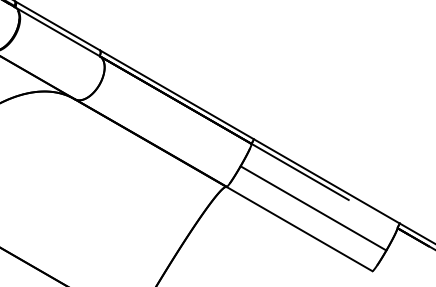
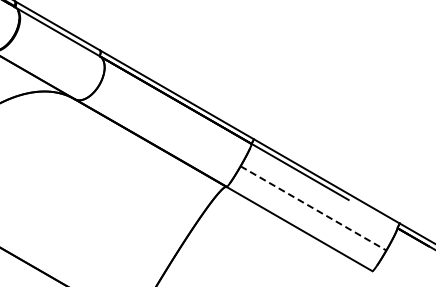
line: solid -> dashed (313, 208)
